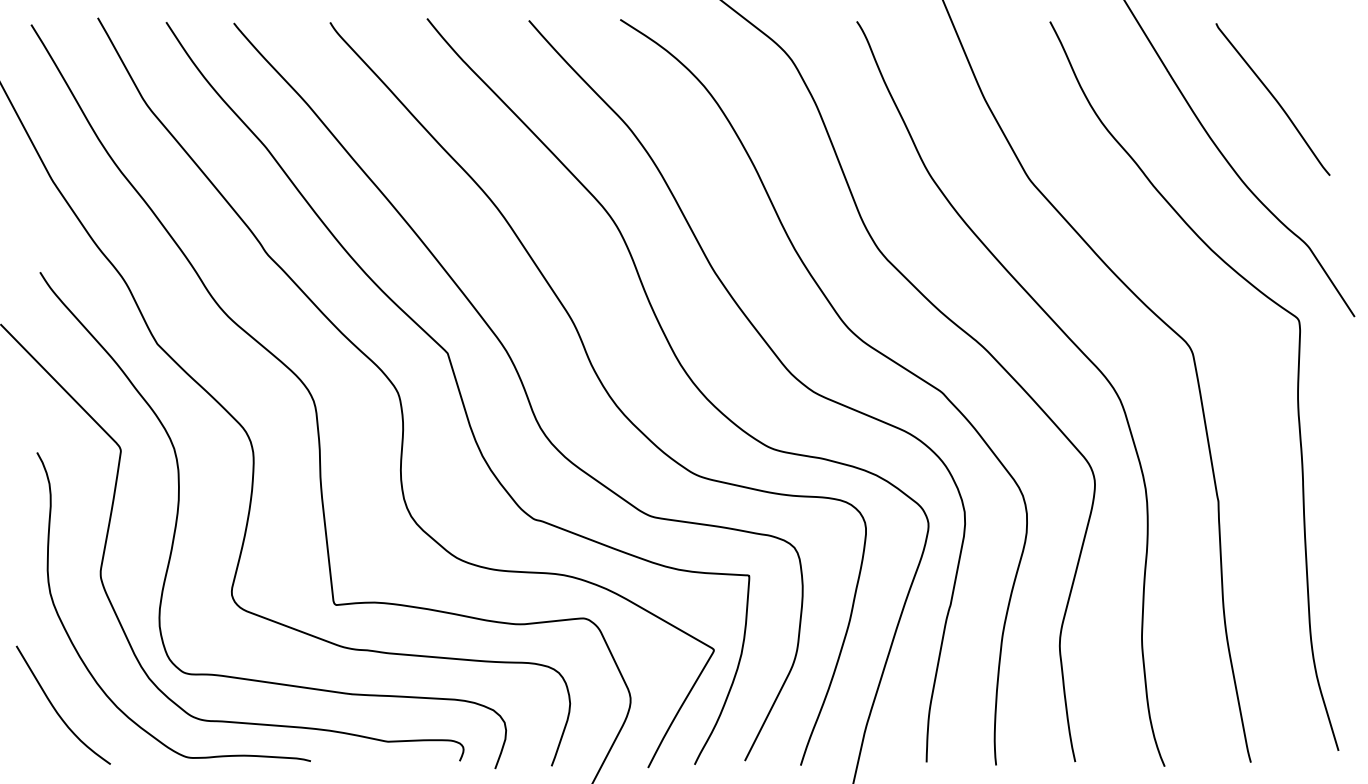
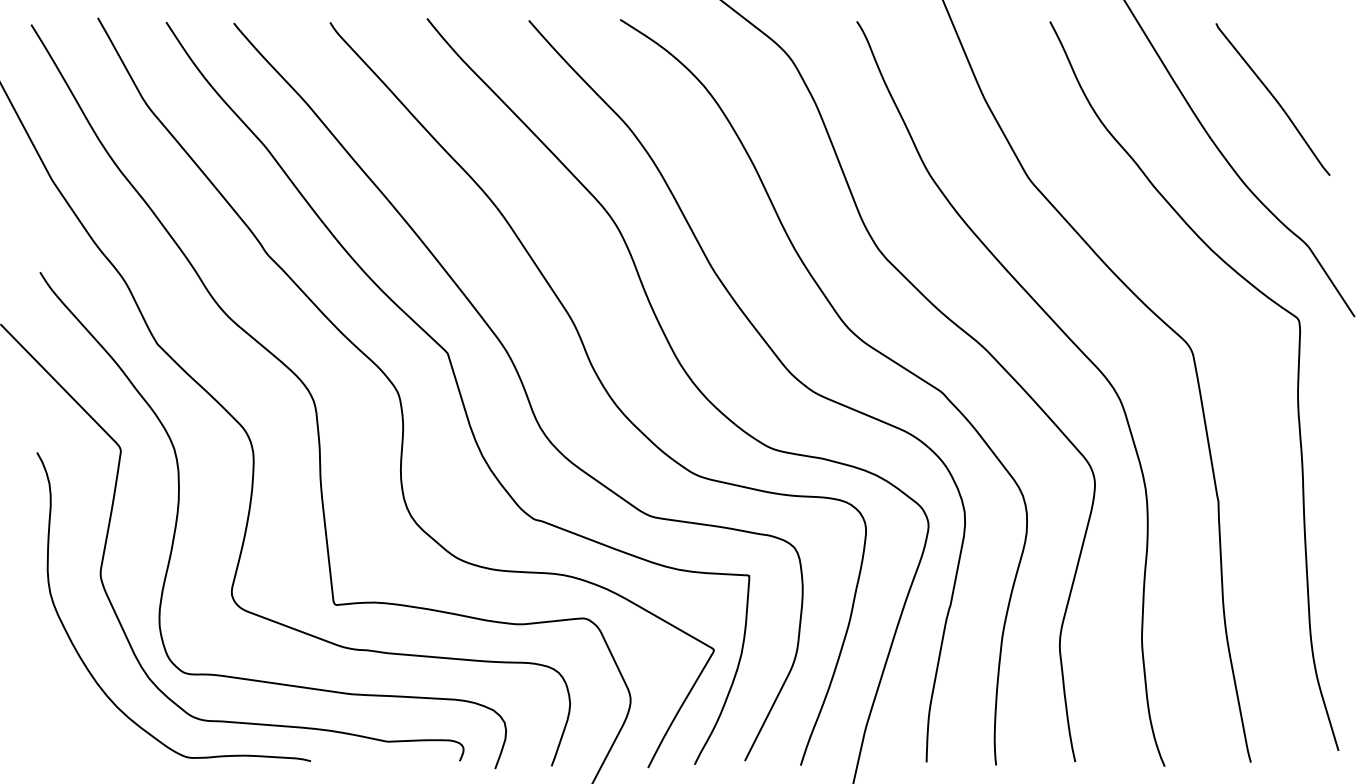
curve: present -> none (56, 709)
